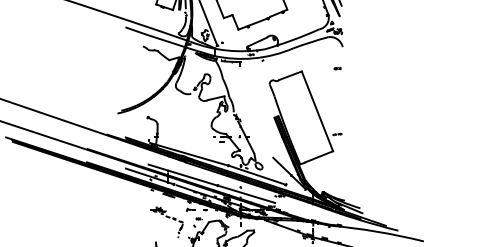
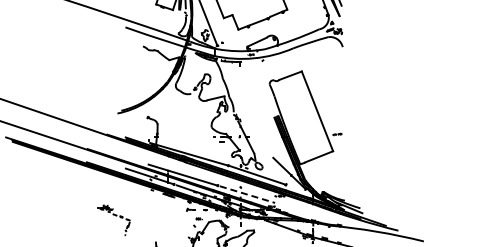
part: present -> none (337, 68)
line: solid -> dashed (247, 194)
part position: (166, 222) -> (113, 220) (113, 220)
